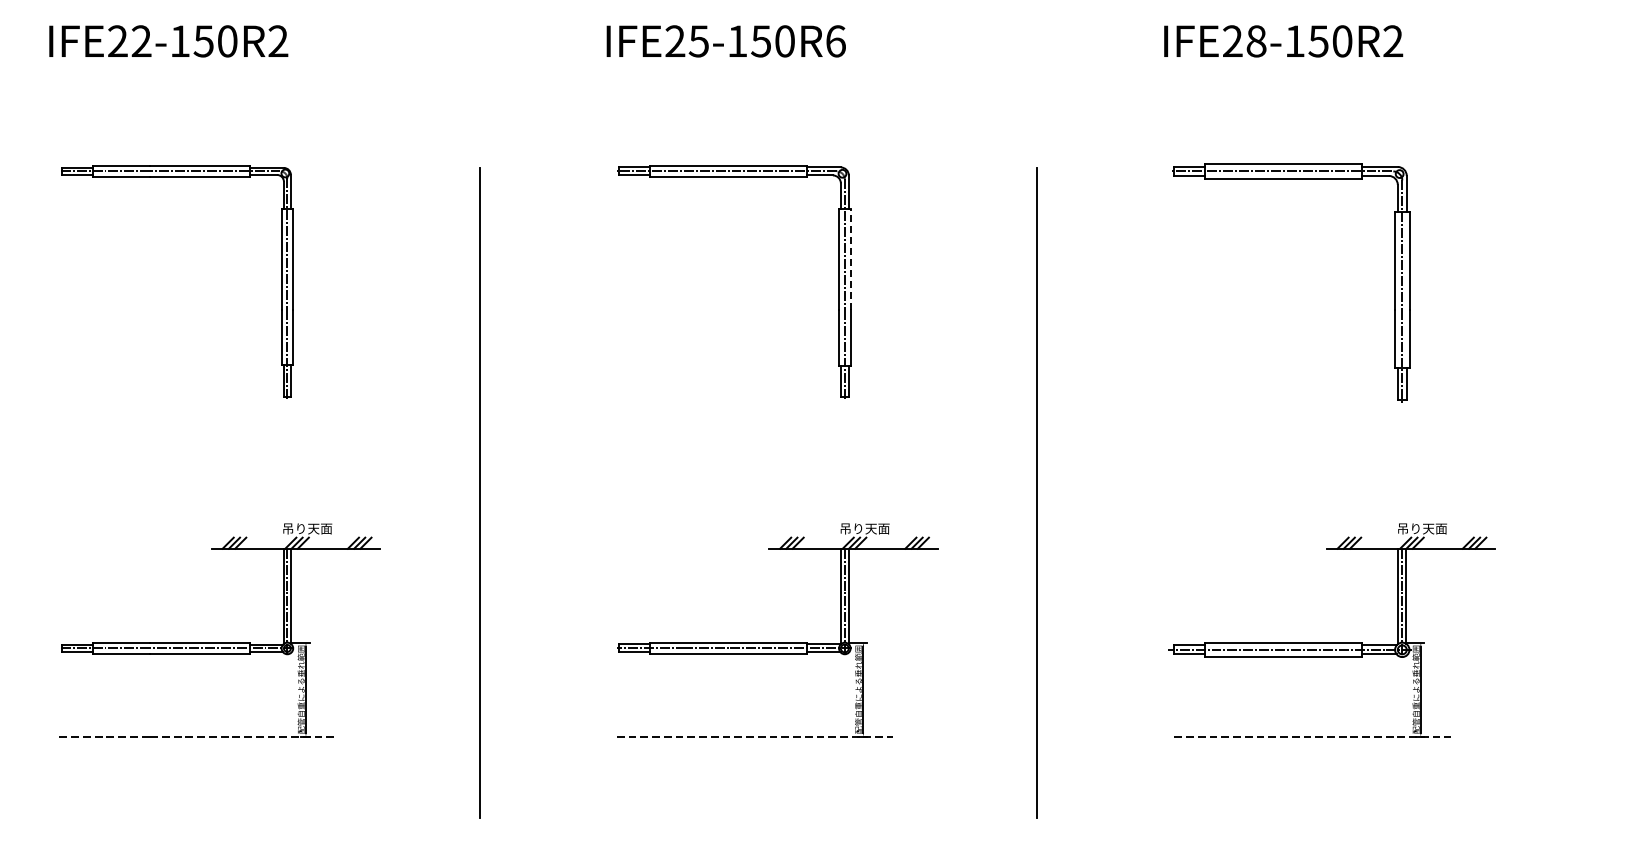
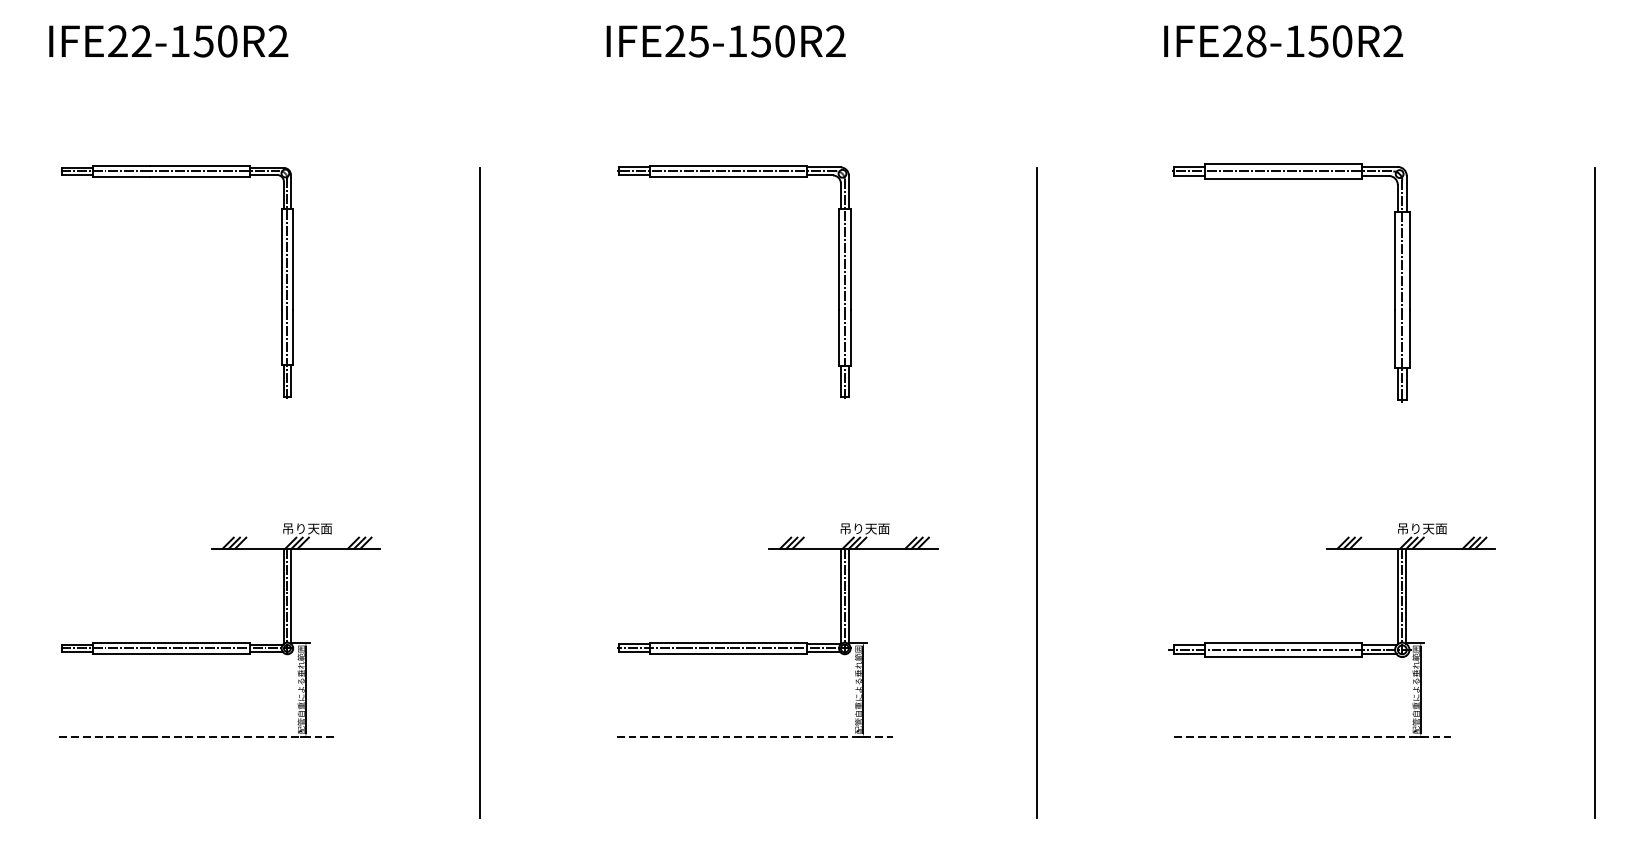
text: IFE25-150R6 -> IFE25-150R2 (835, 41)
line: dashed -> solid (850, 259)
line: none -> present (1594, 492)
